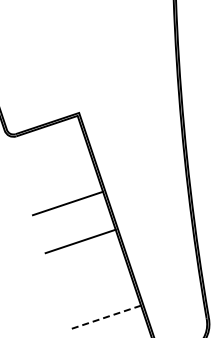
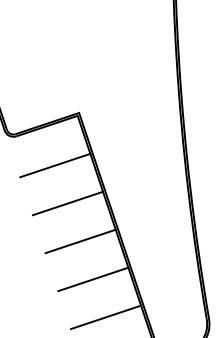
line: none -> present (55, 165)
line: none -> present (93, 279)
line: dashed -> solid (106, 317)
